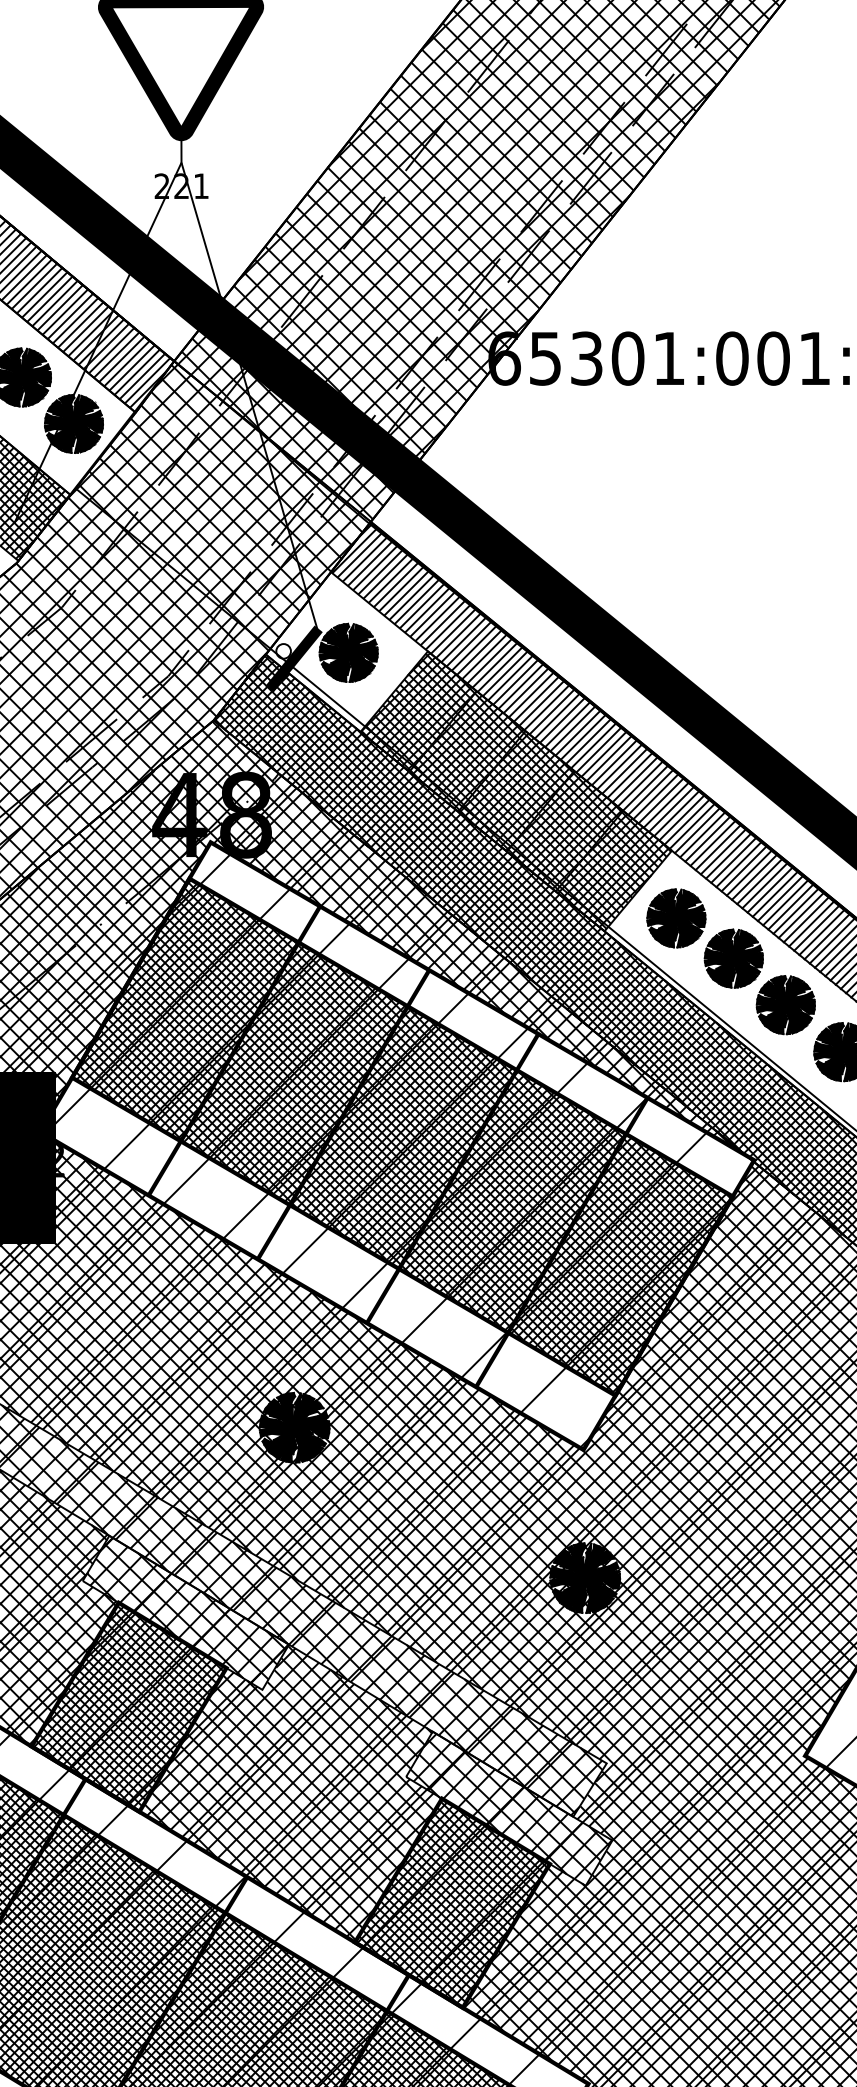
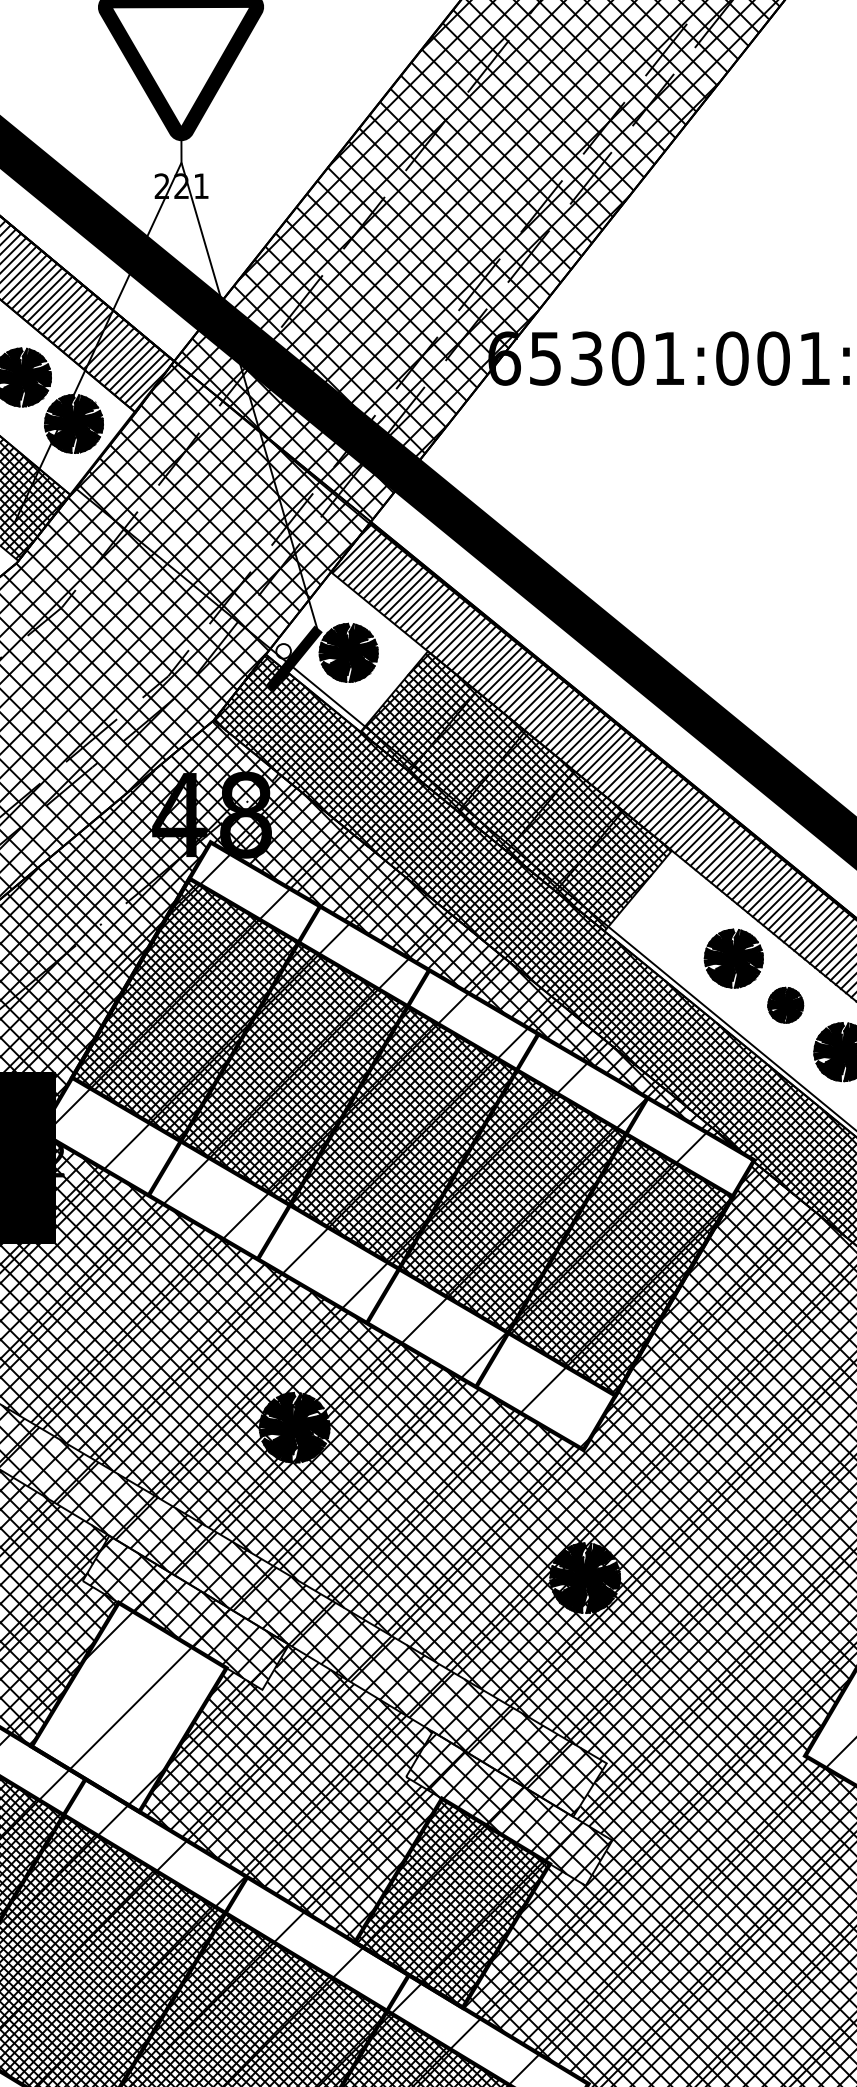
part: present -> none (676, 918)
part size: 61x61 px -> 38x38 px (785, 1004)
hatch: present -> none (128, 1708)
